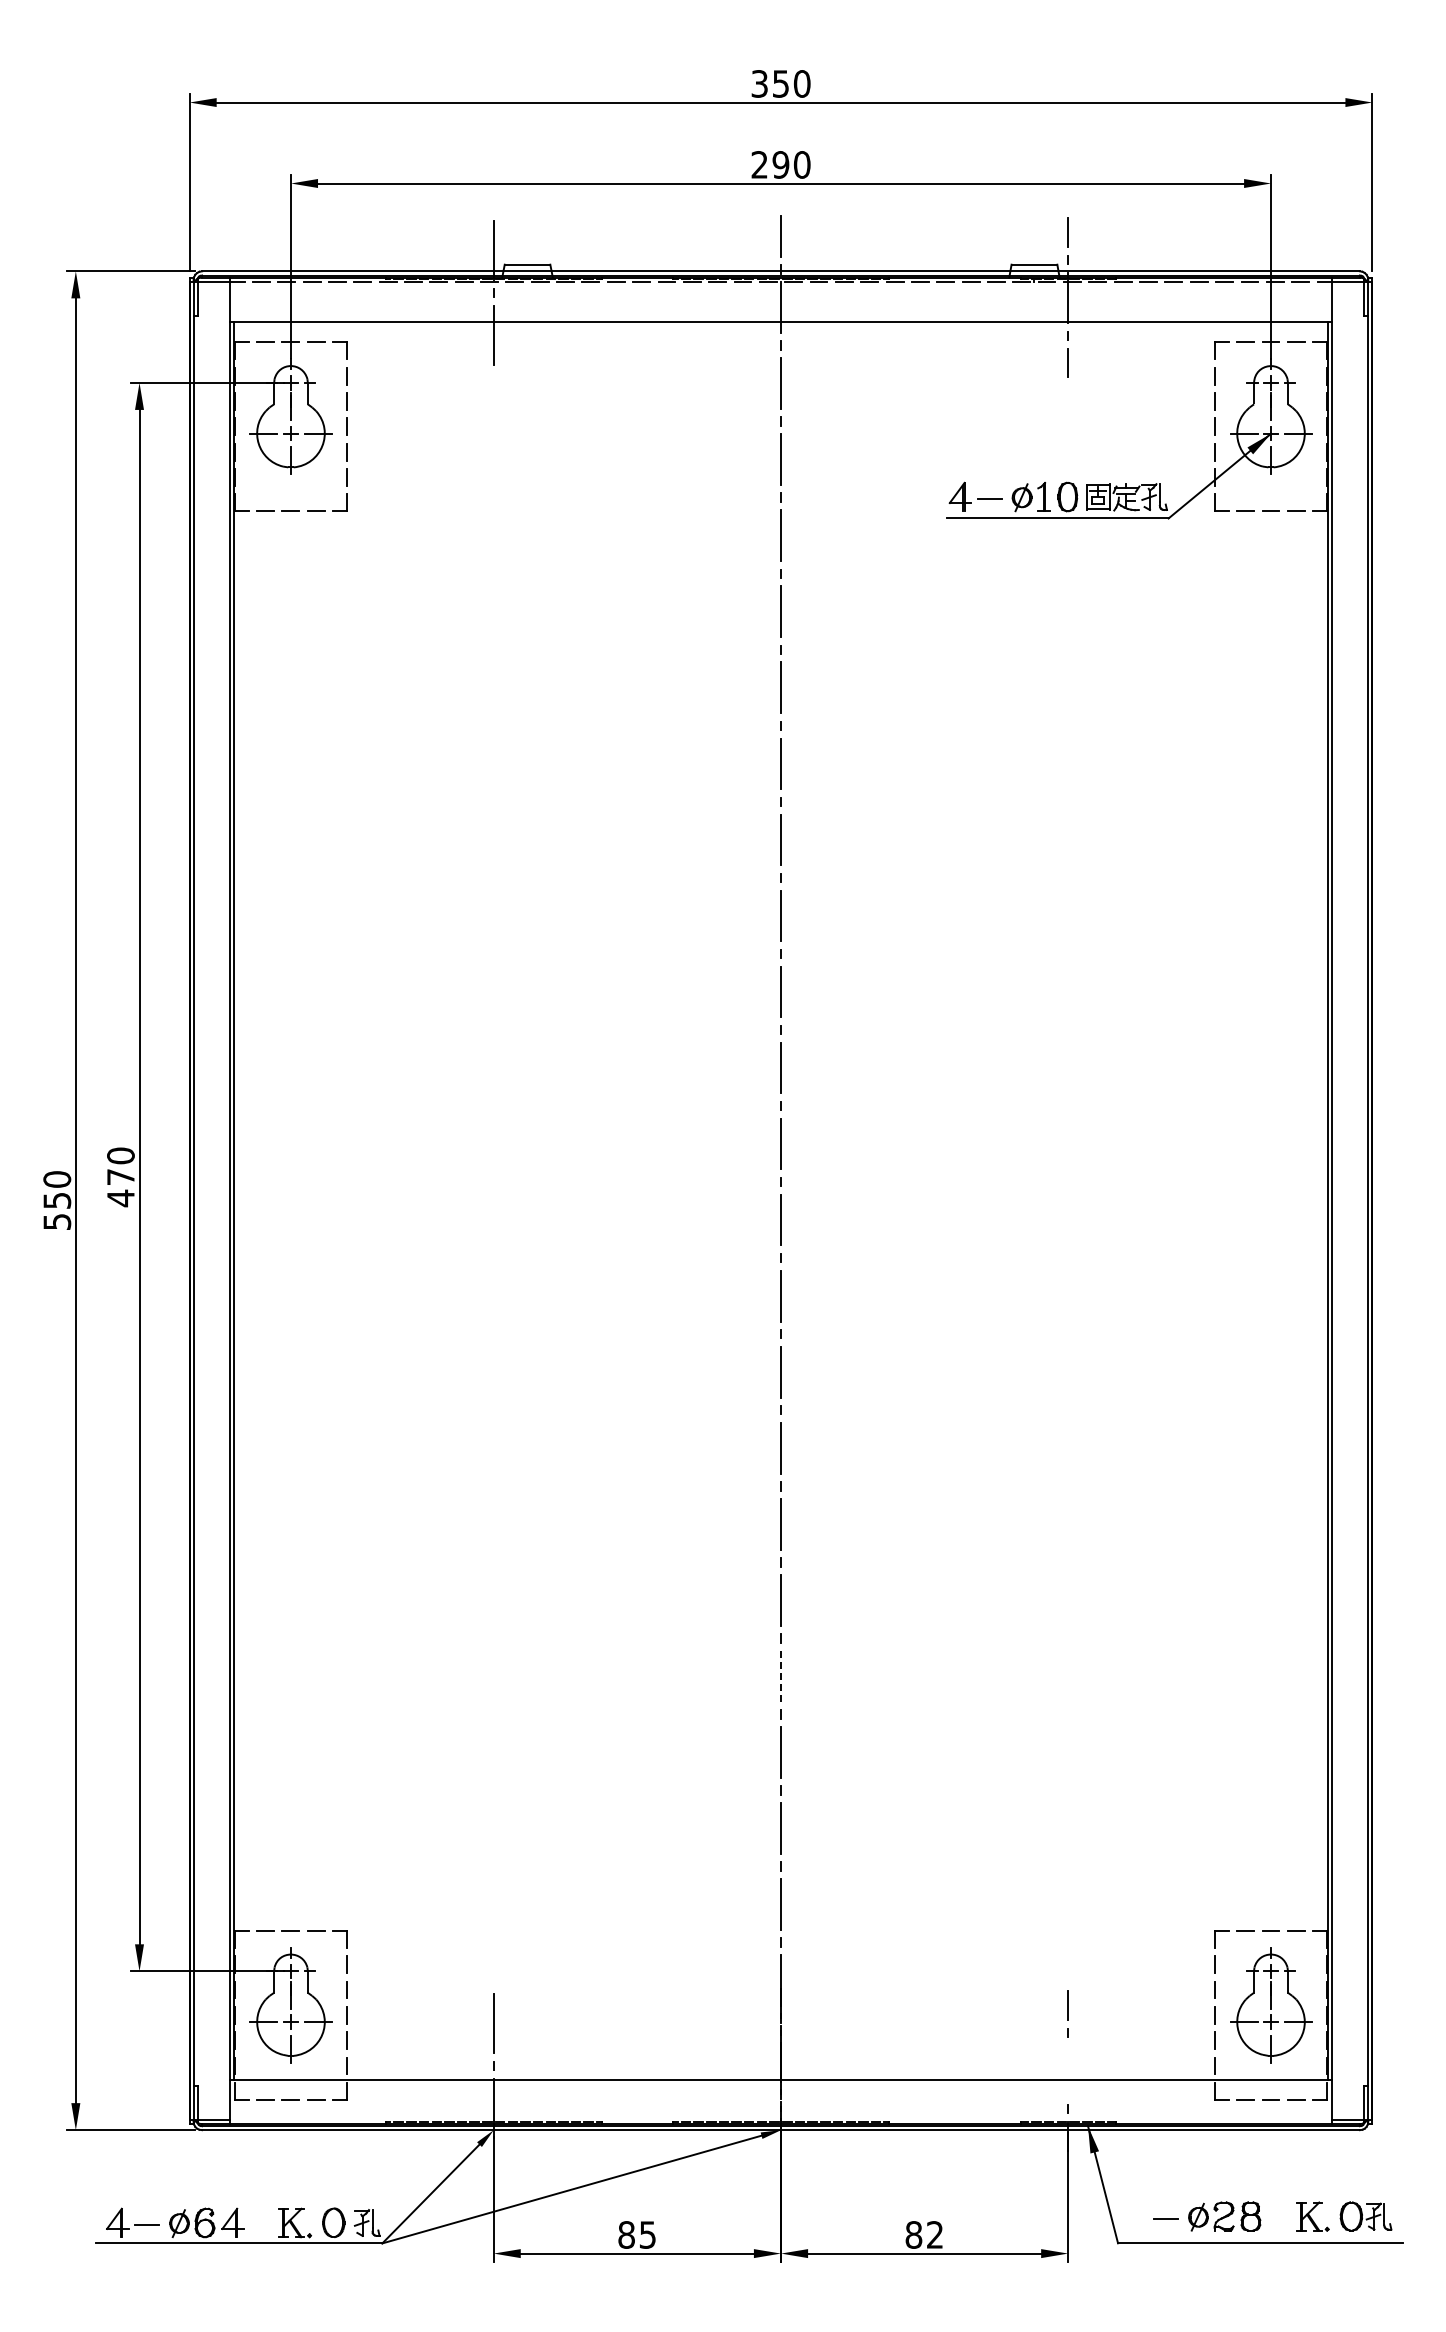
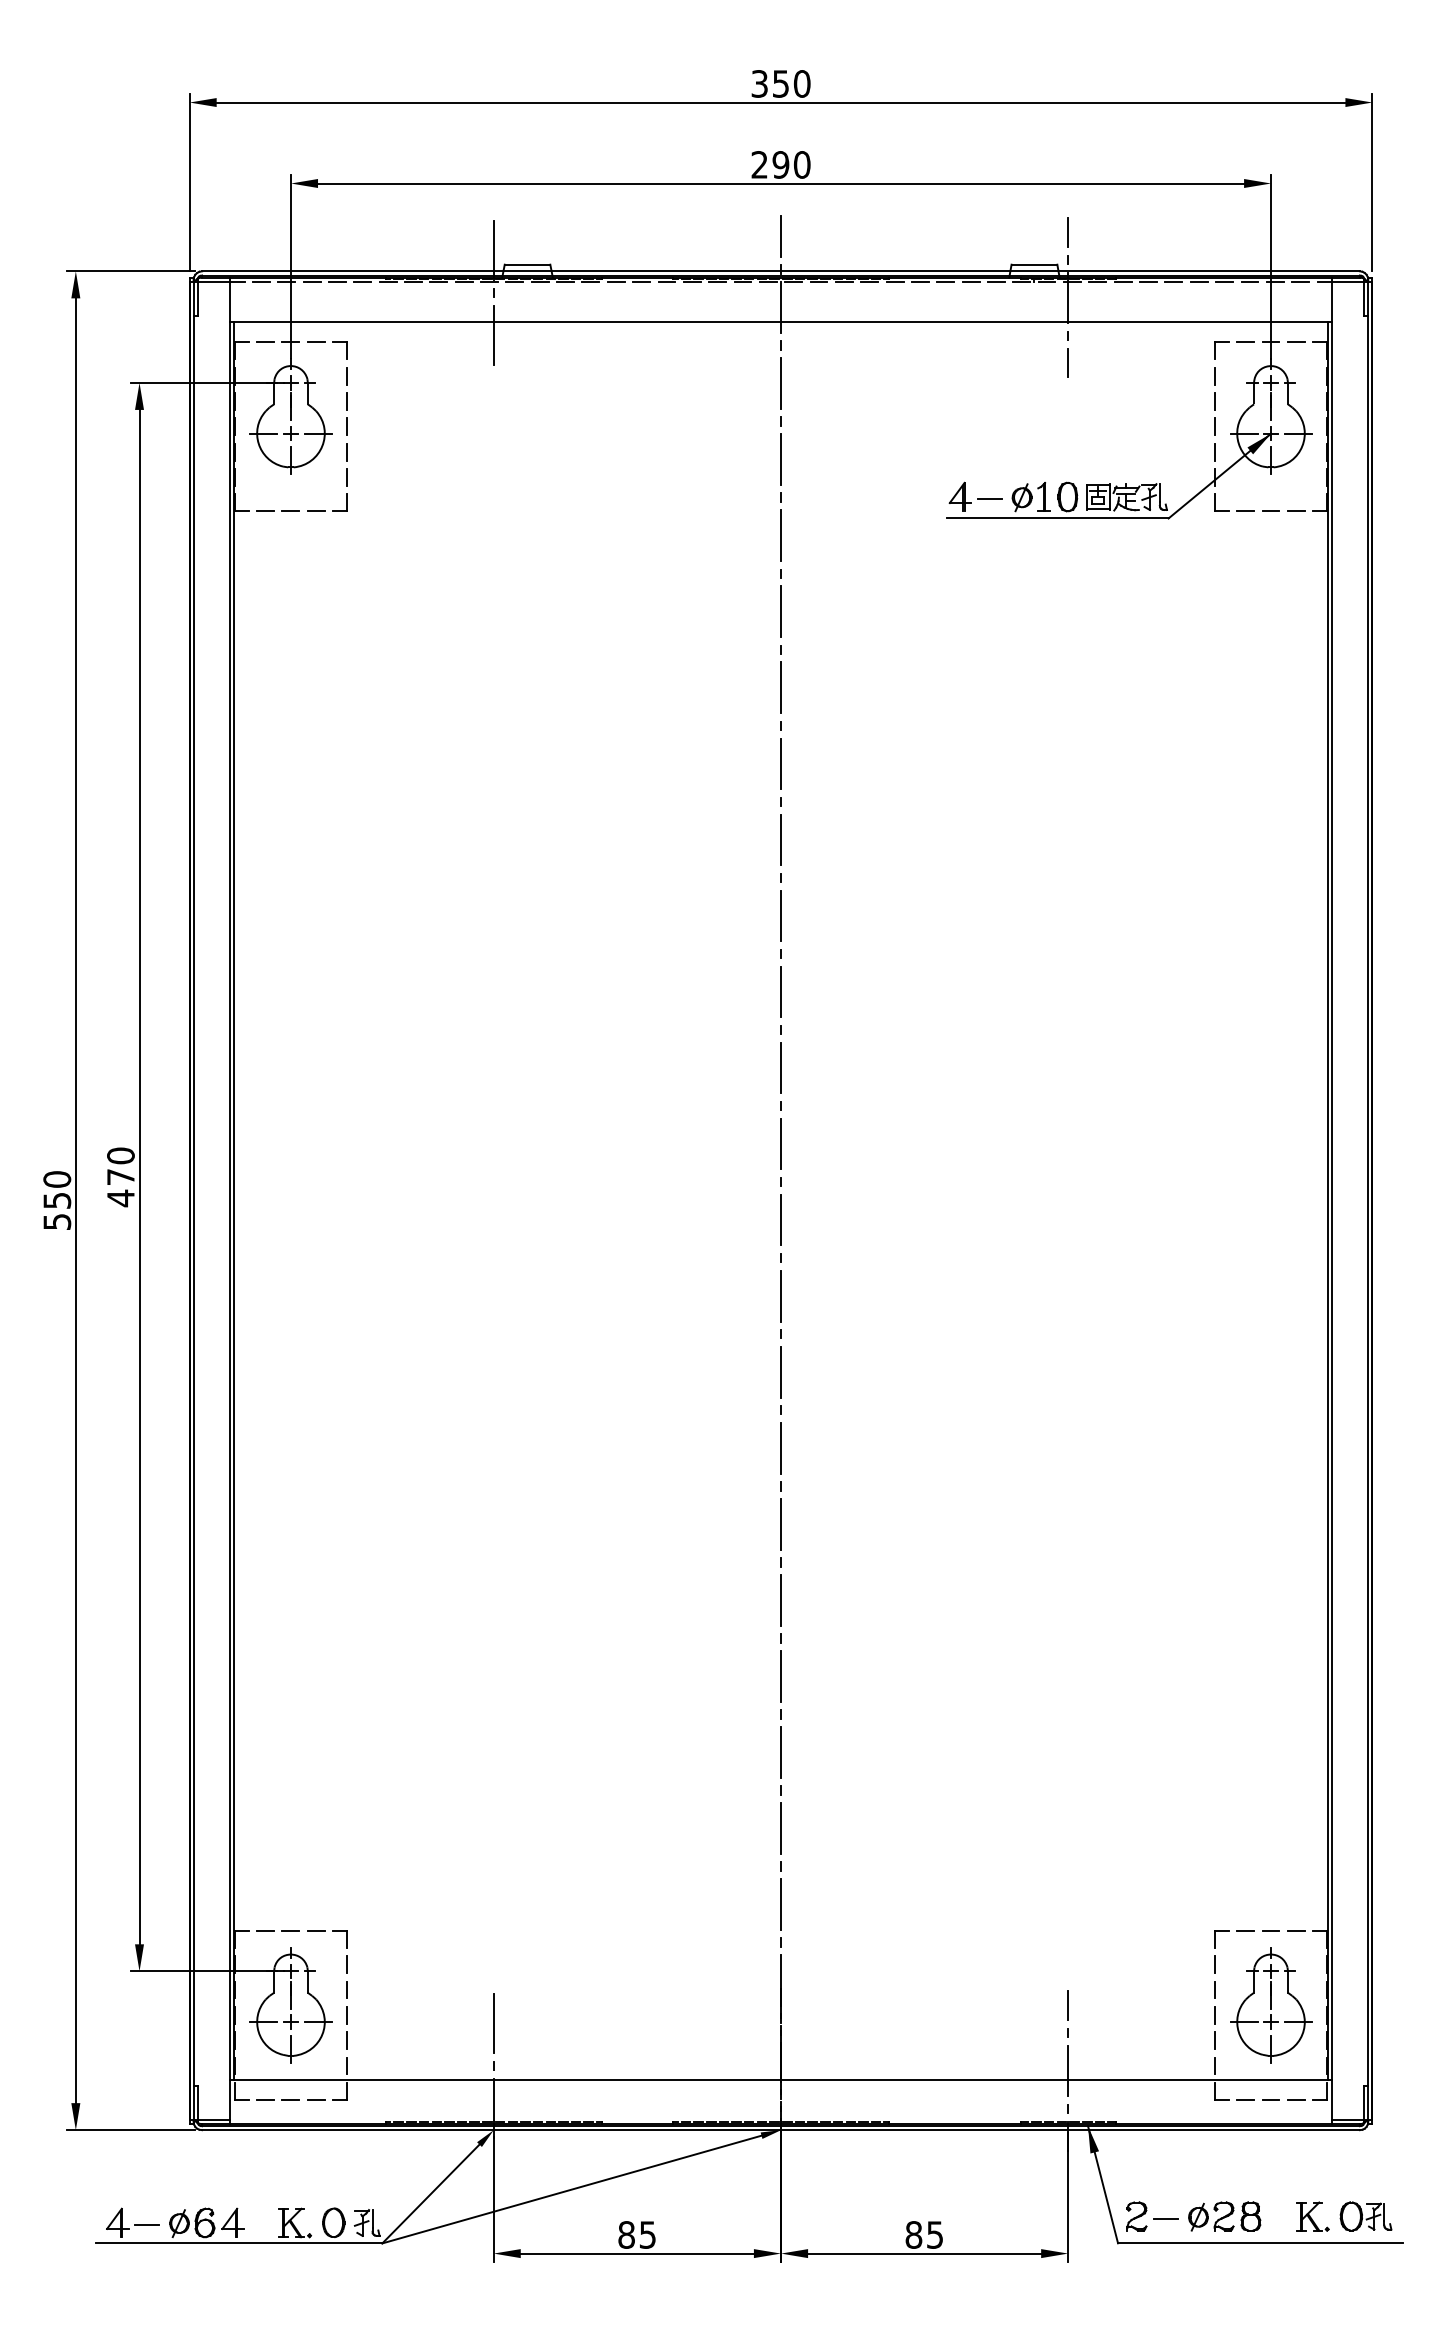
line: dashed -> solid (780, 1675)
line: none -> present (1068, 2070)
part: none -> present (1136, 2216)
text: 82 -> 85 (934, 2234)
